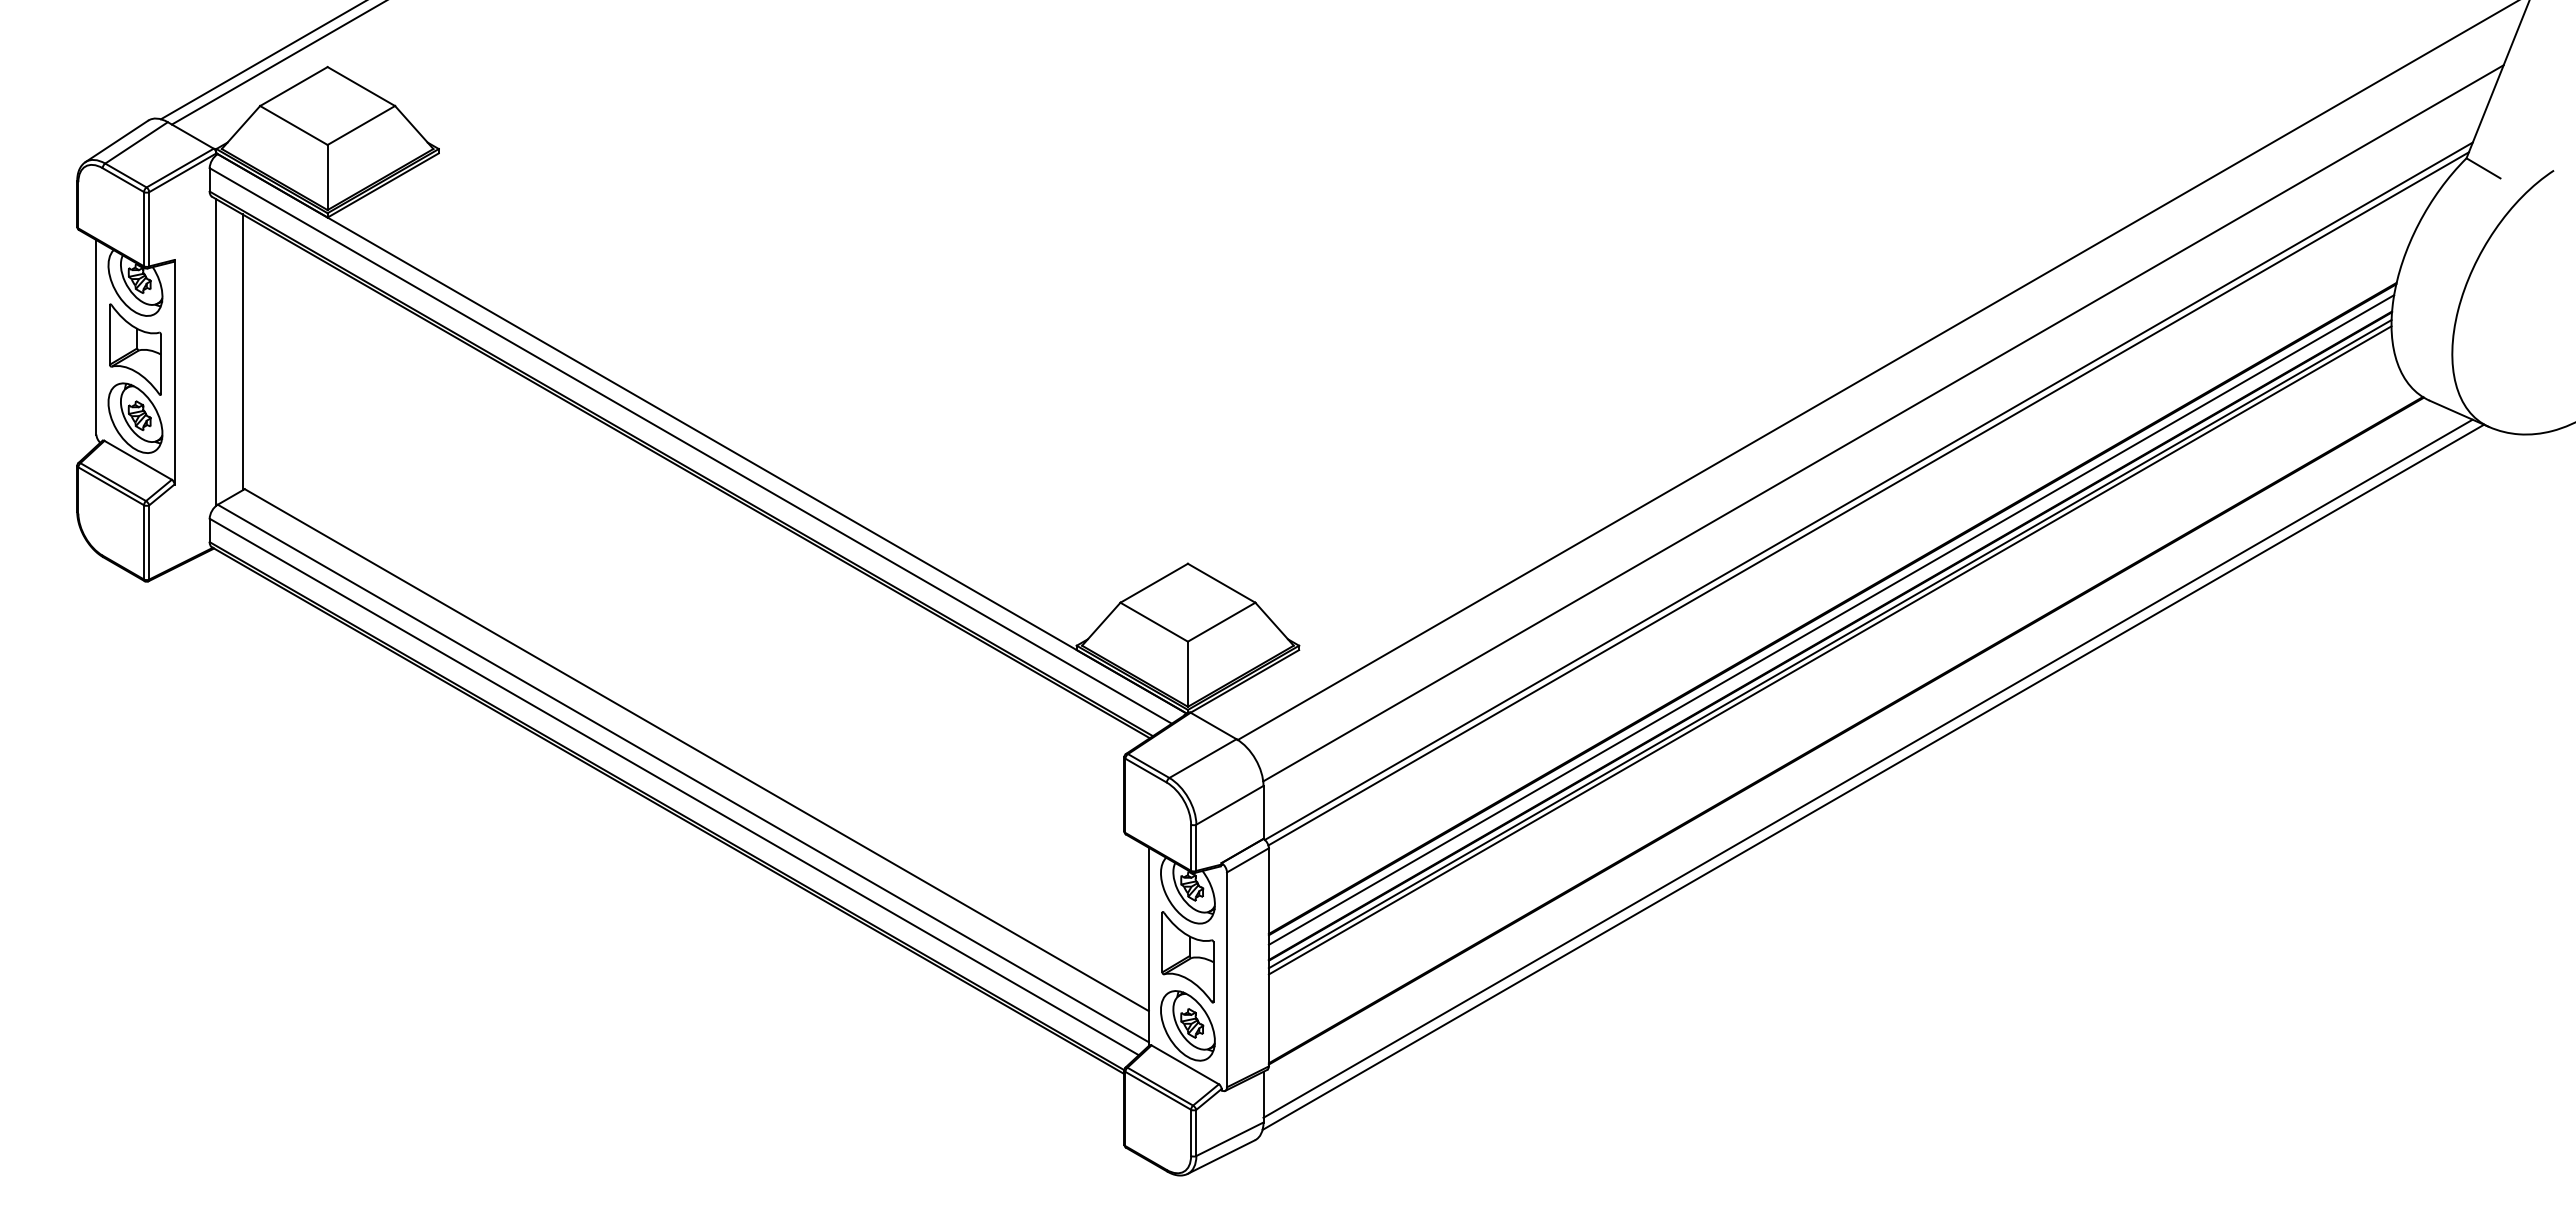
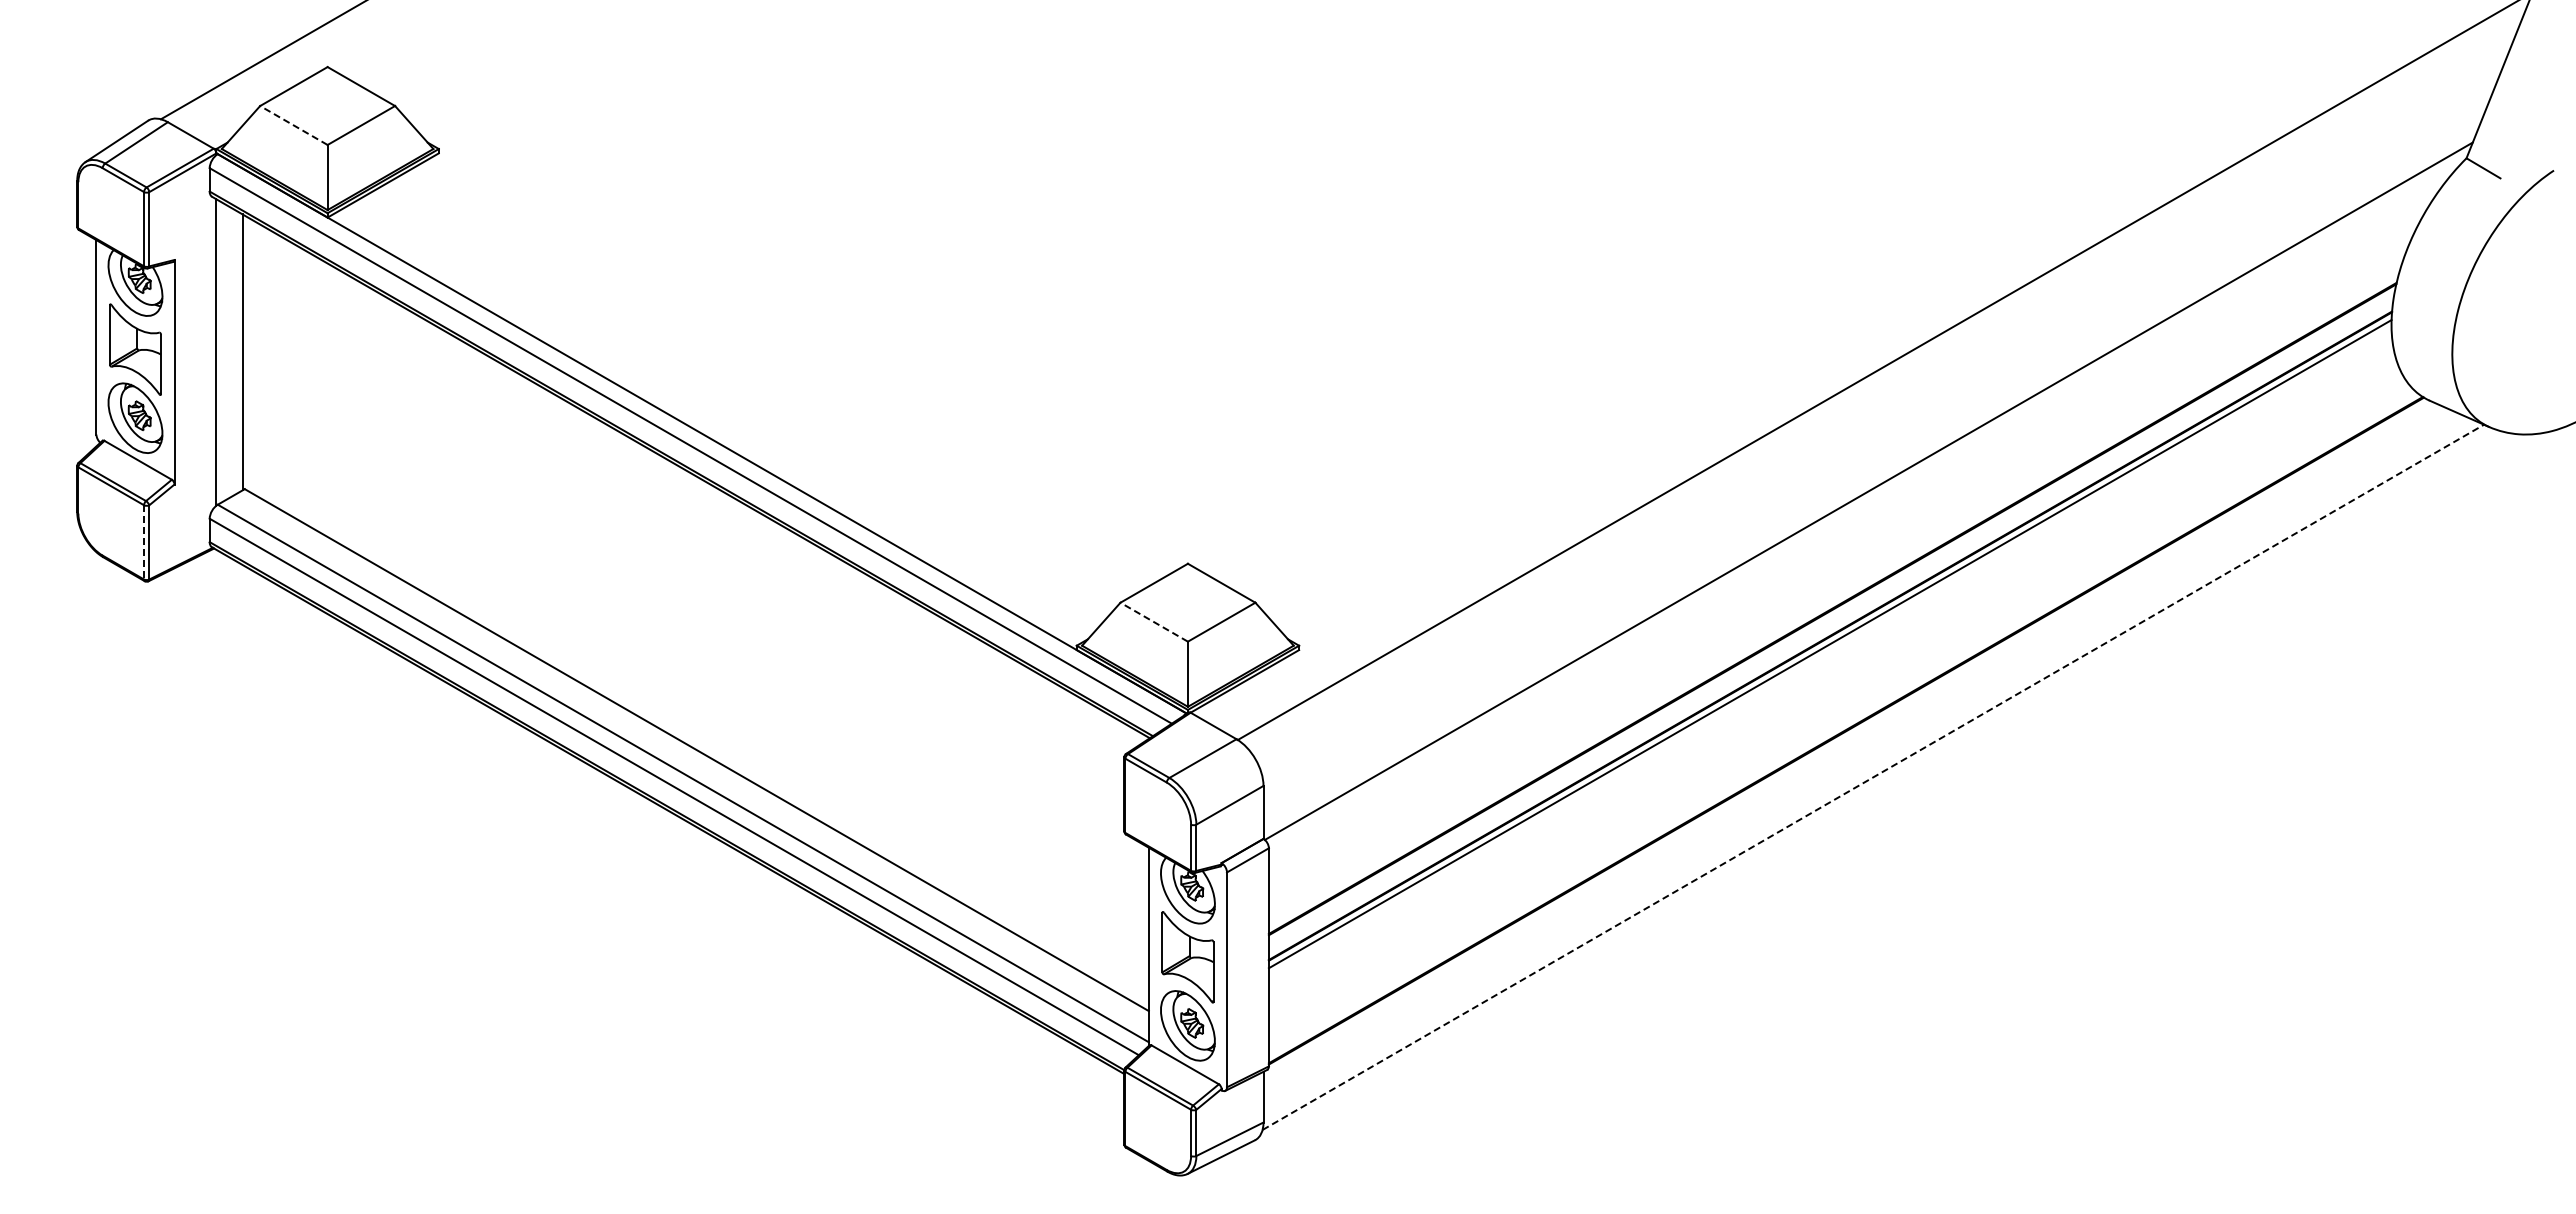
line: present -> none (277, 63)
line: solid -> dashed (293, 125)
line: present -> none (1883, 423)
line: present -> none (1868, 498)
line: solid -> dashed (144, 542)
line: present -> none (1831, 619)
line: solid -> dashed (1154, 622)
line: present -> none (1829, 650)
line: present -> none (1867, 768)
line: solid -> dashed (1873, 777)
